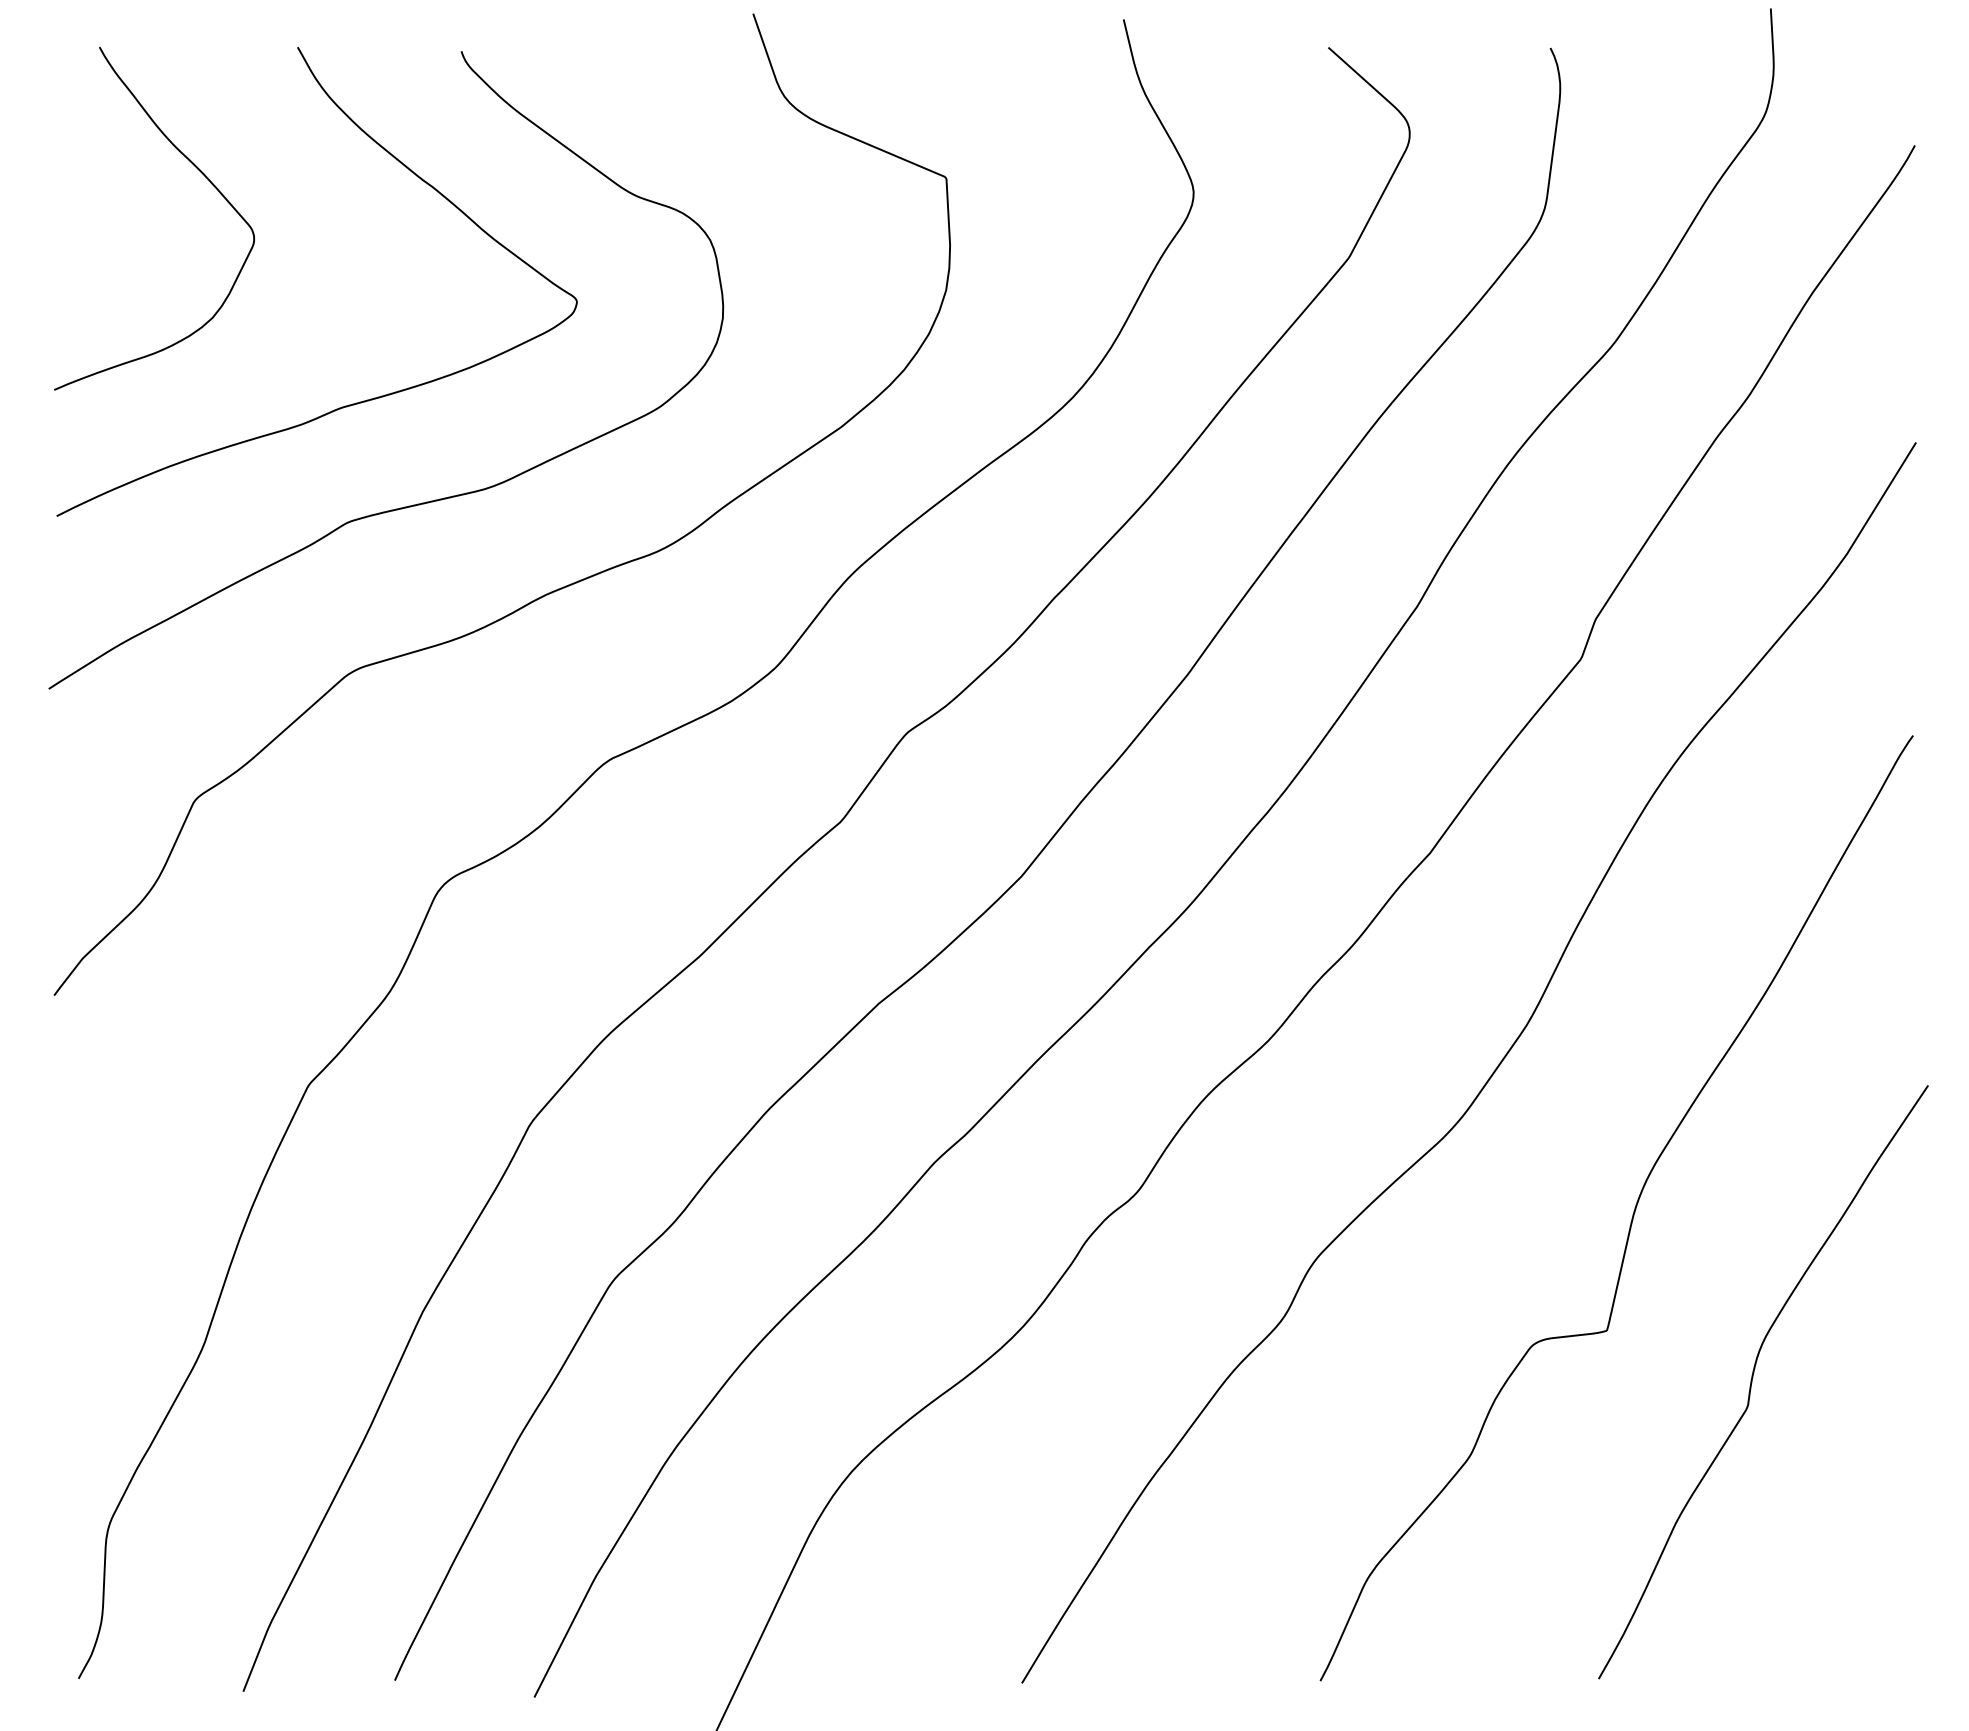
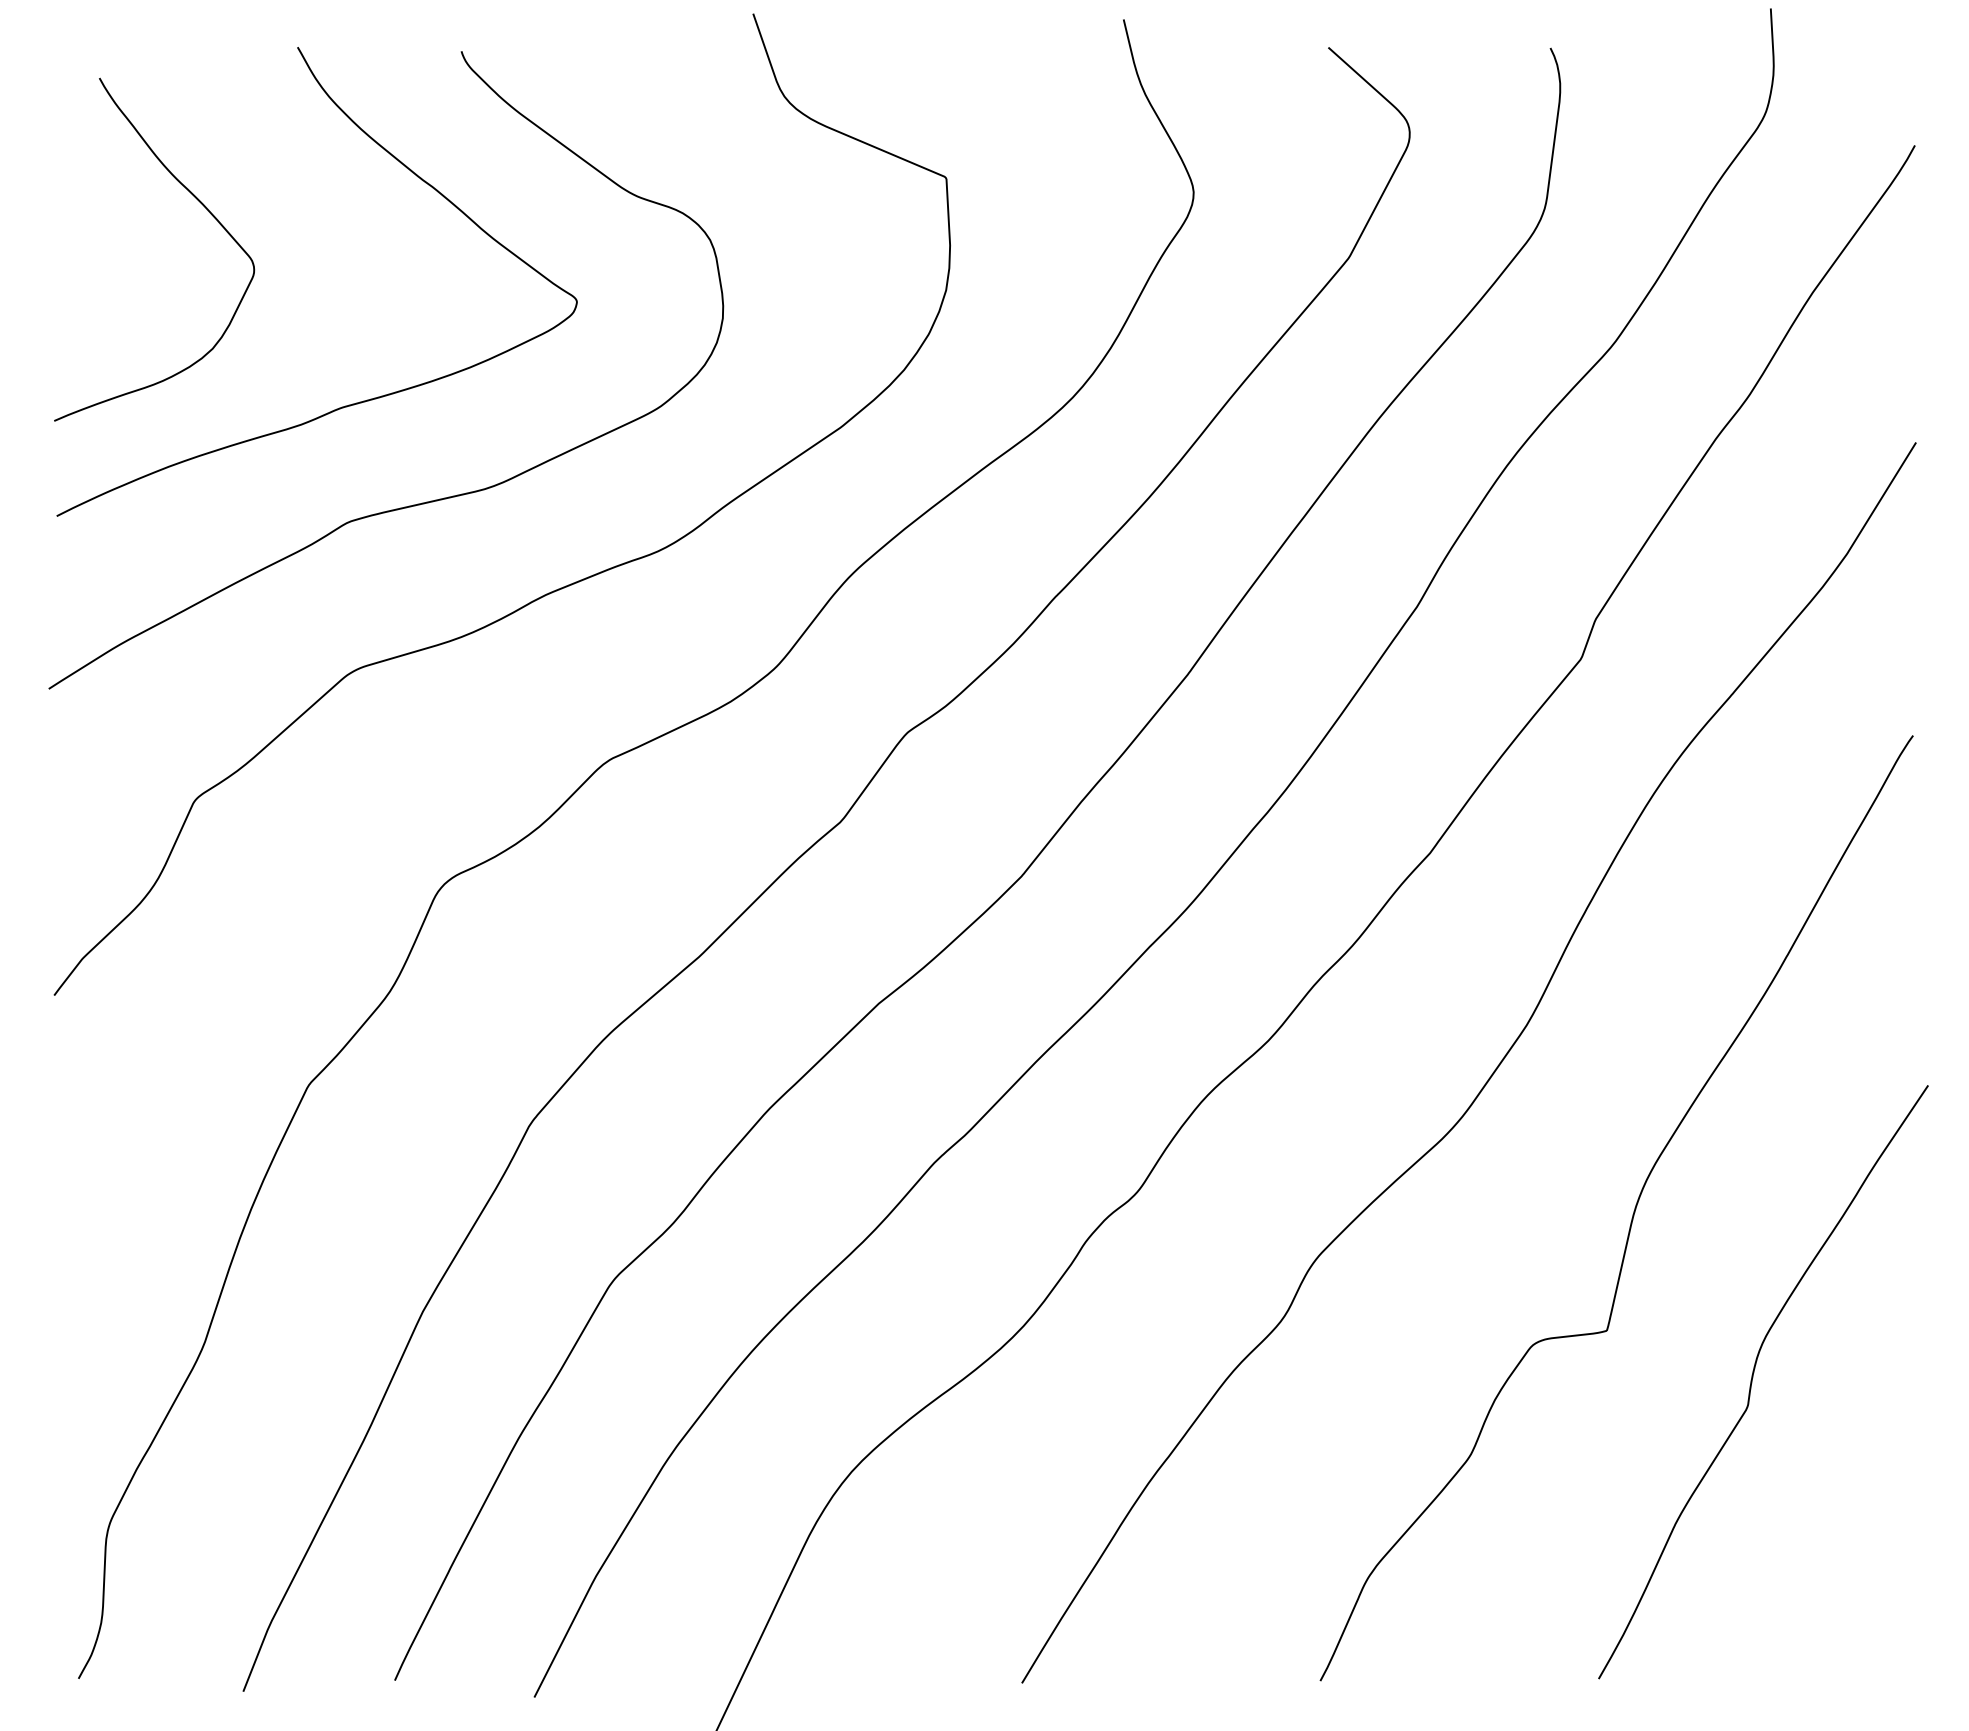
curve position: (200, 172) -> (200, 203) (200, 203)
